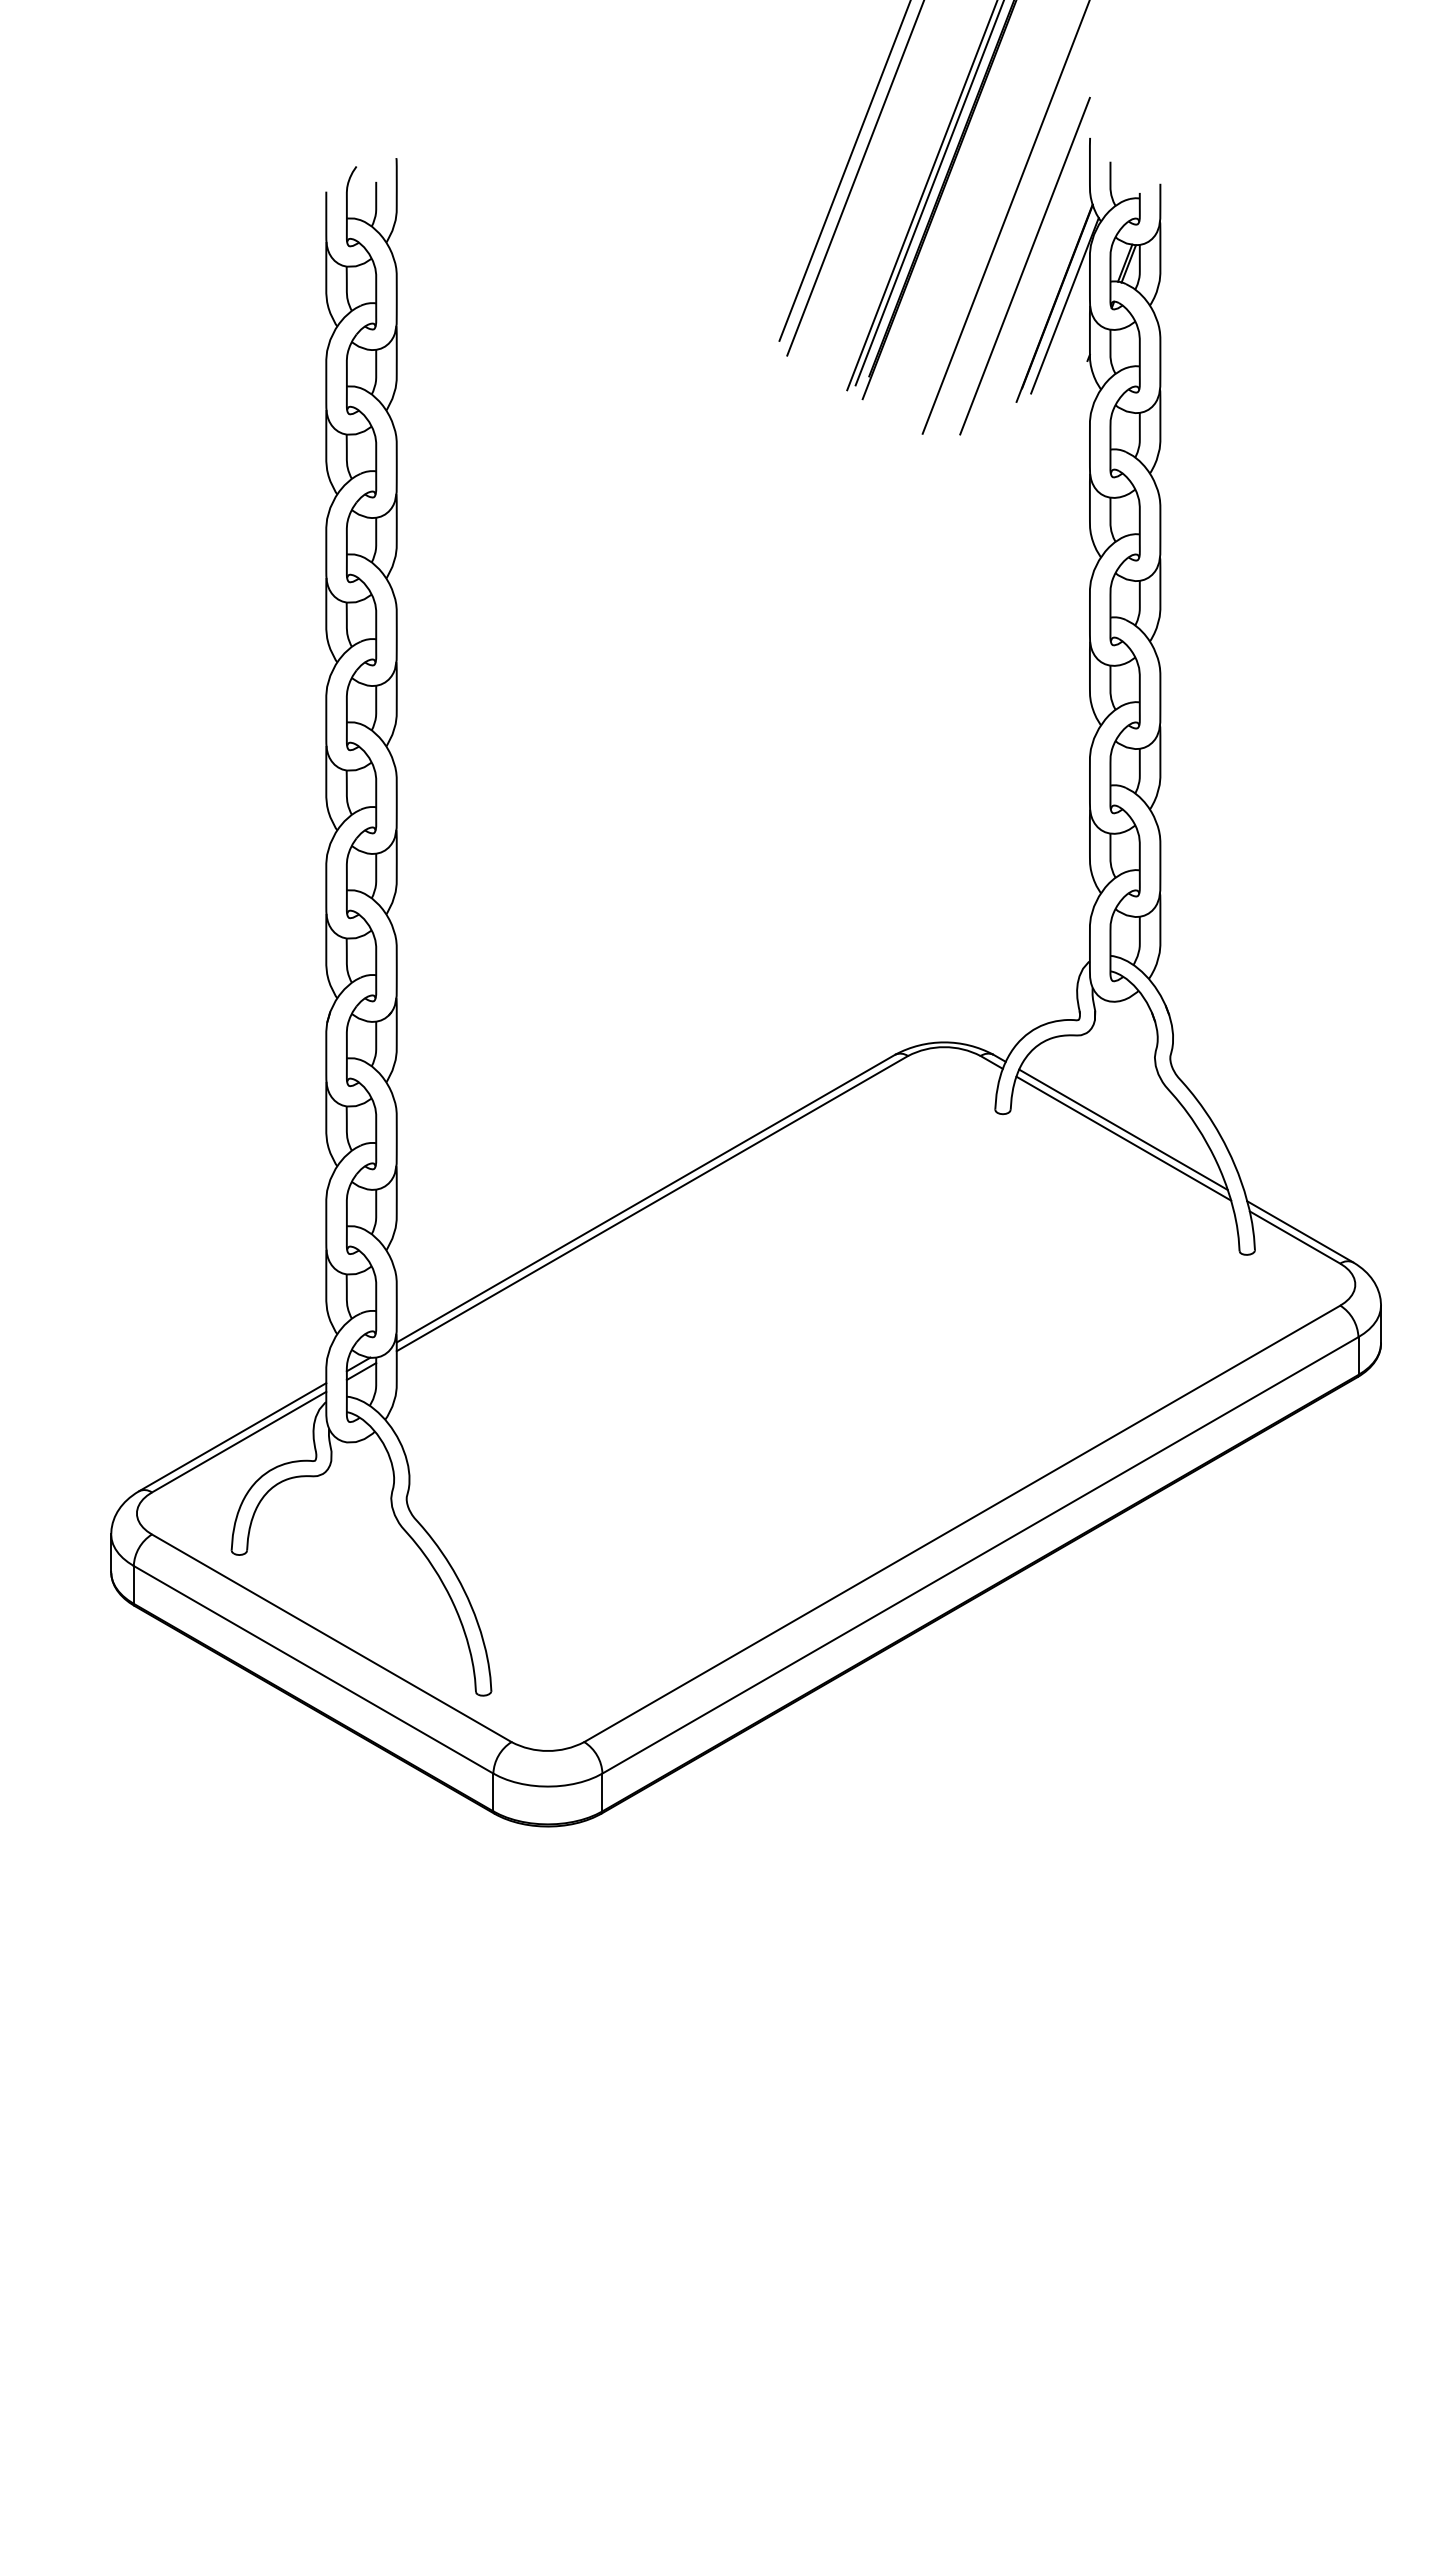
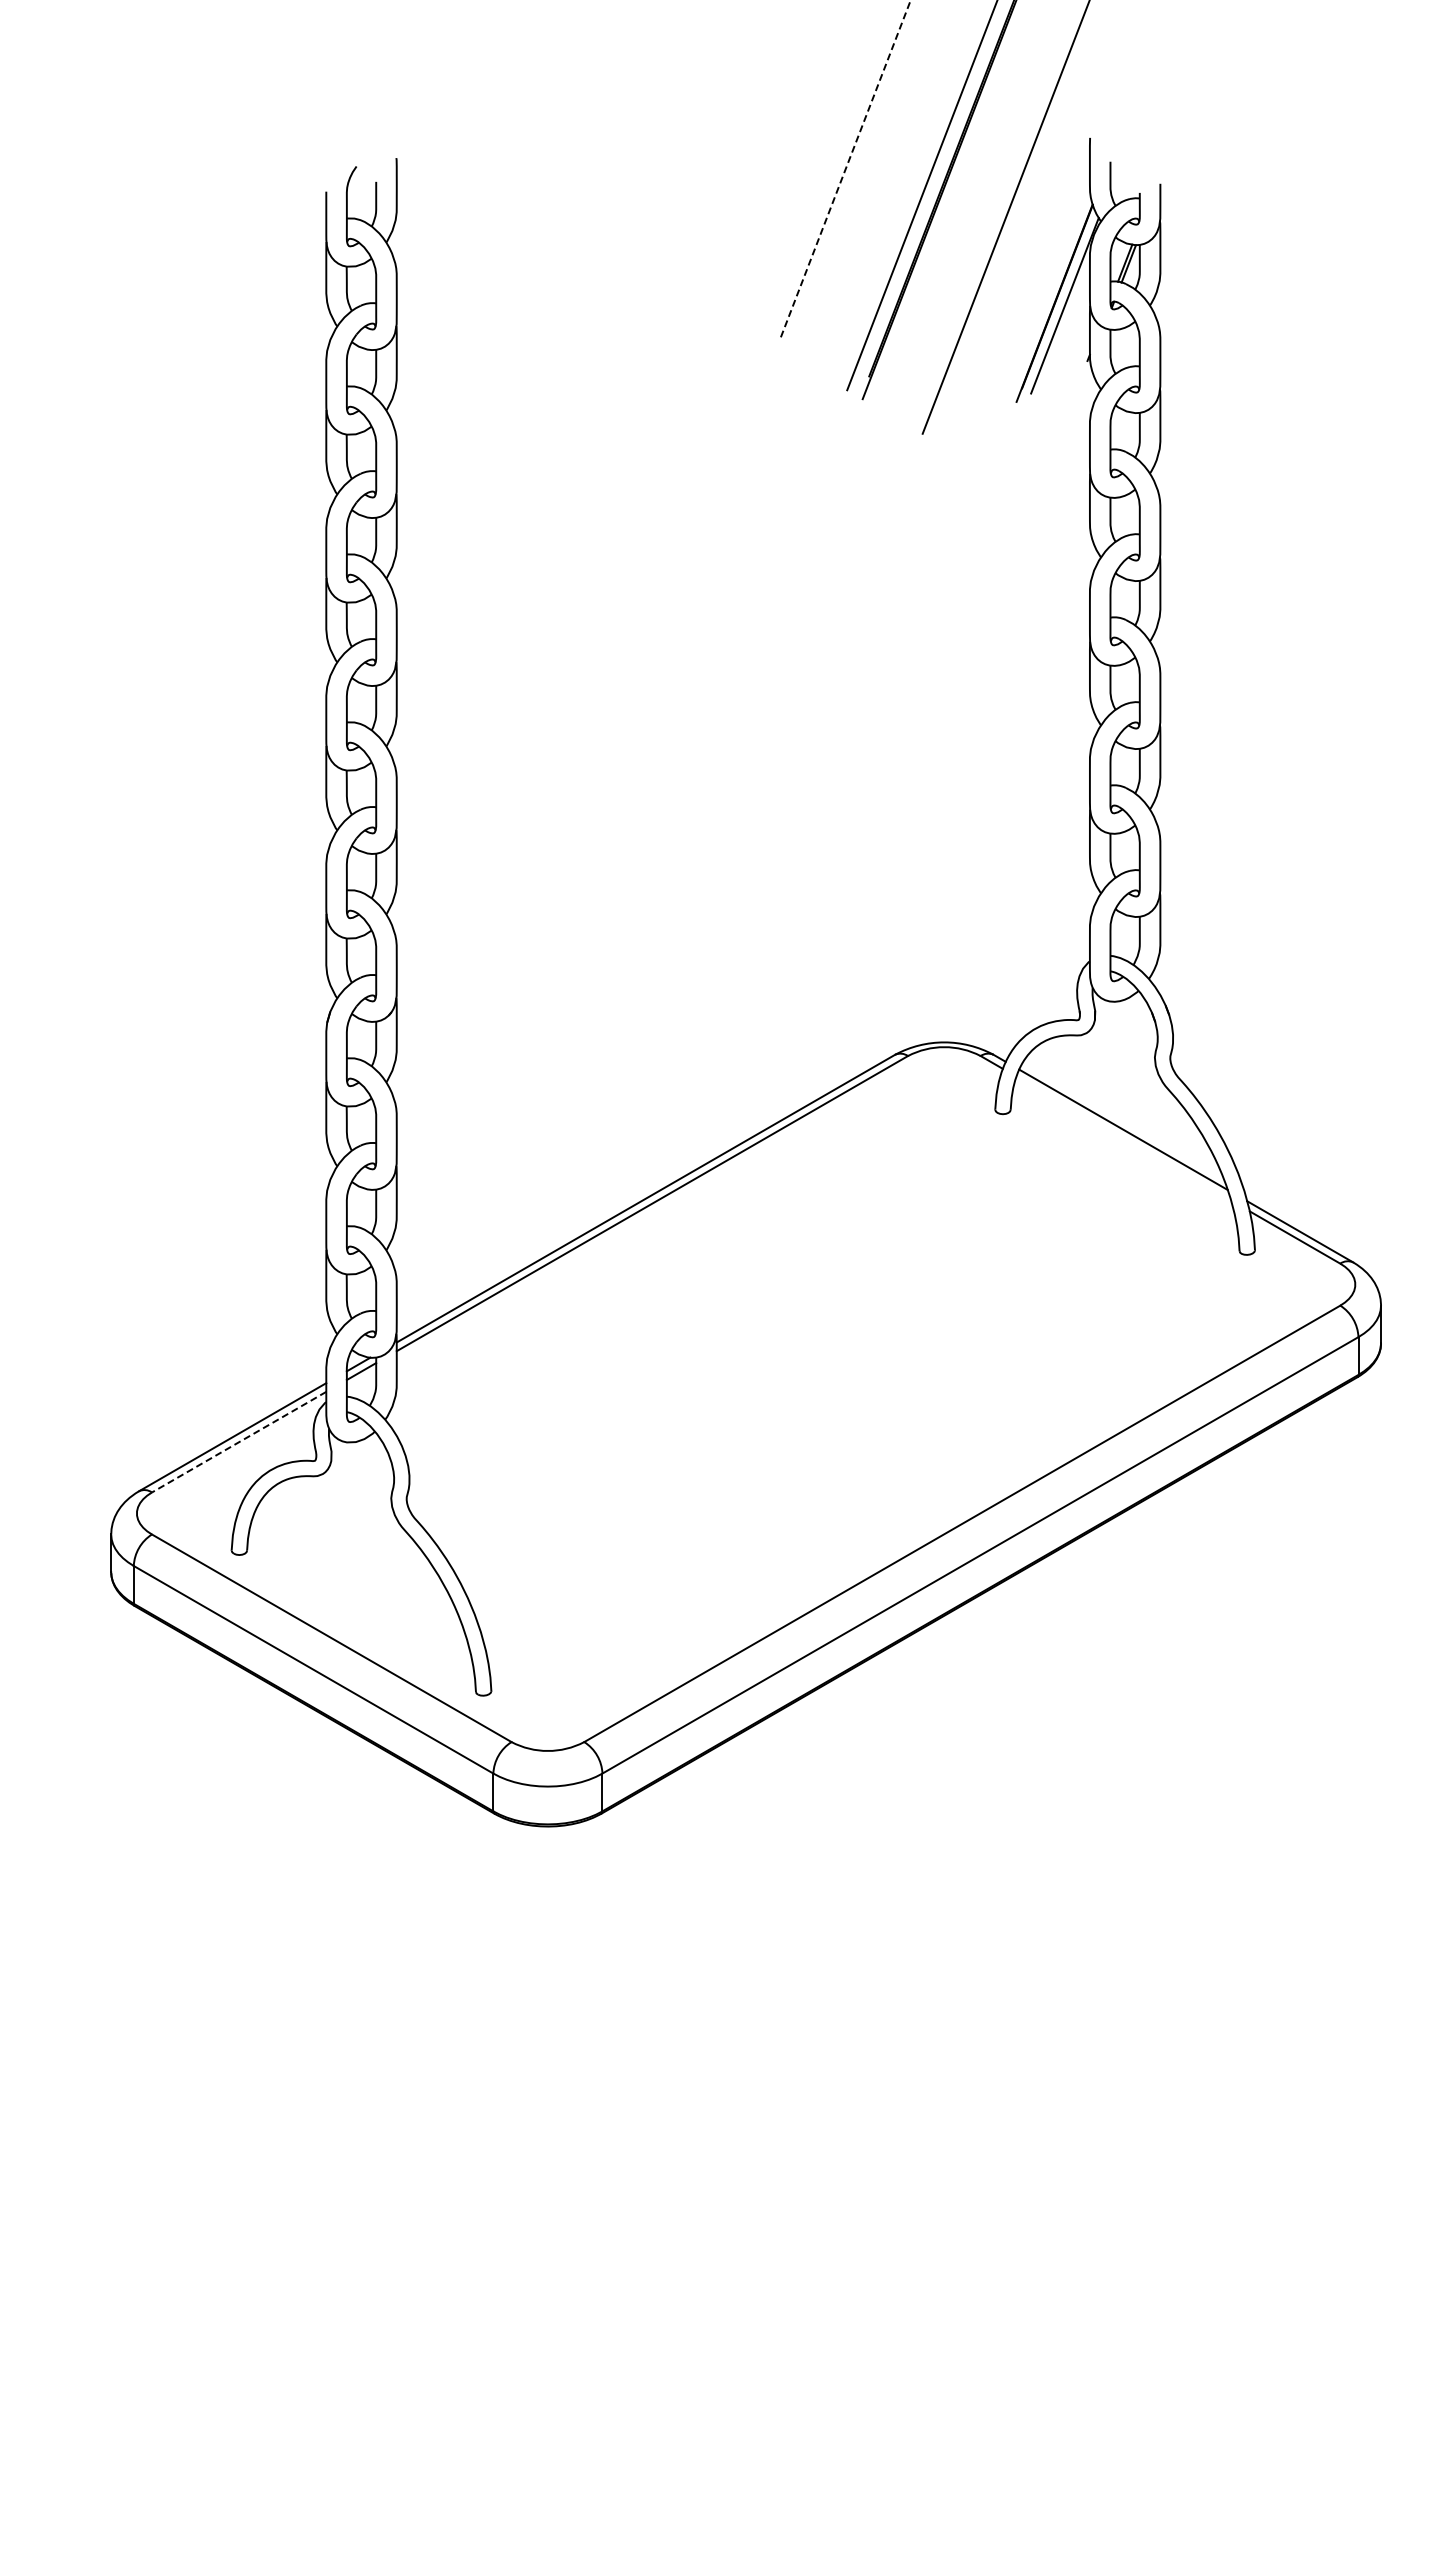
line: solid -> dashed (844, 171)
line: present -> none (855, 178)
line: present -> none (929, 193)
line: present -> none (1024, 265)
line: present -> none (1123, 1138)
line: solid -> dashed (239, 1442)
